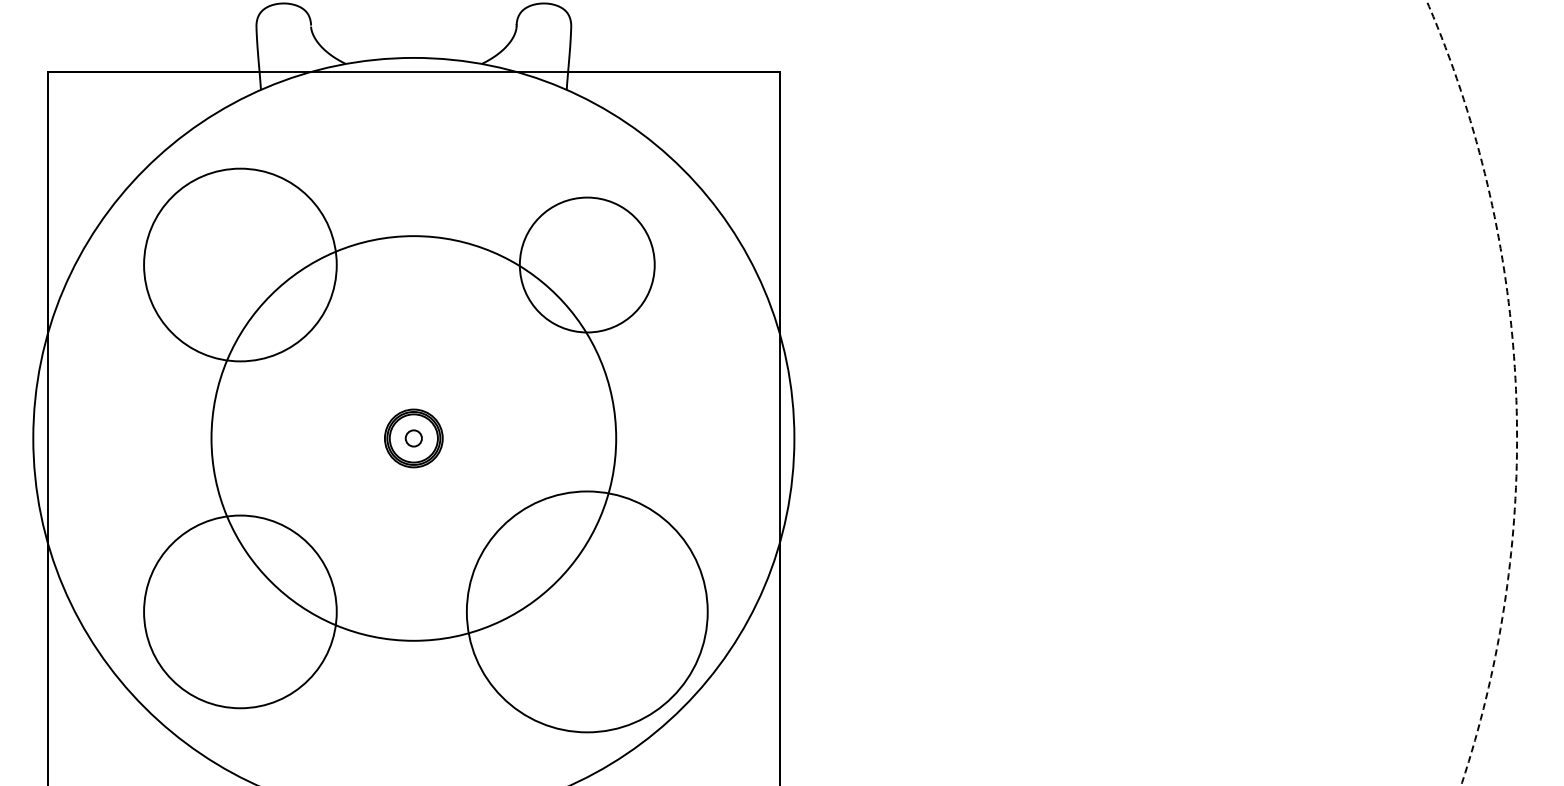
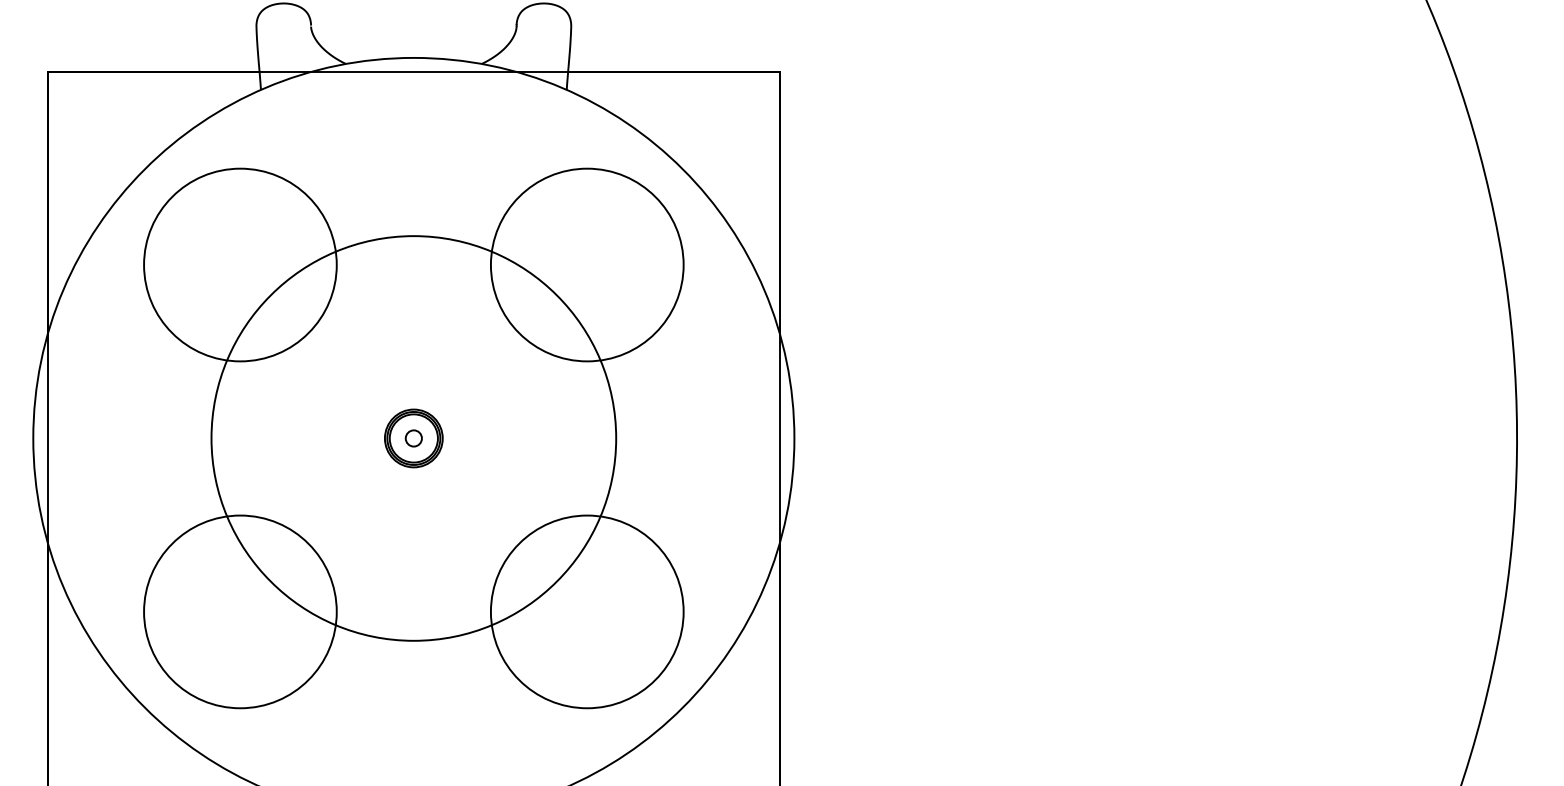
circle diameter: 135 px -> 193 px (586, 264)
arc: dashed -> solid (1515, 388)
circle diameter: 241 px -> 193 px (586, 611)
